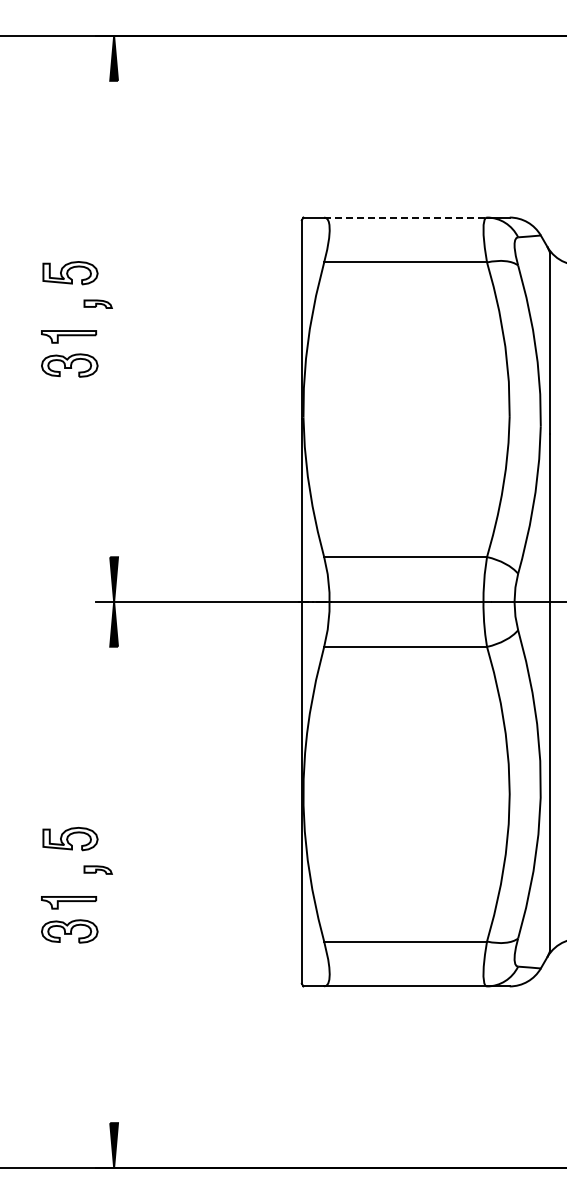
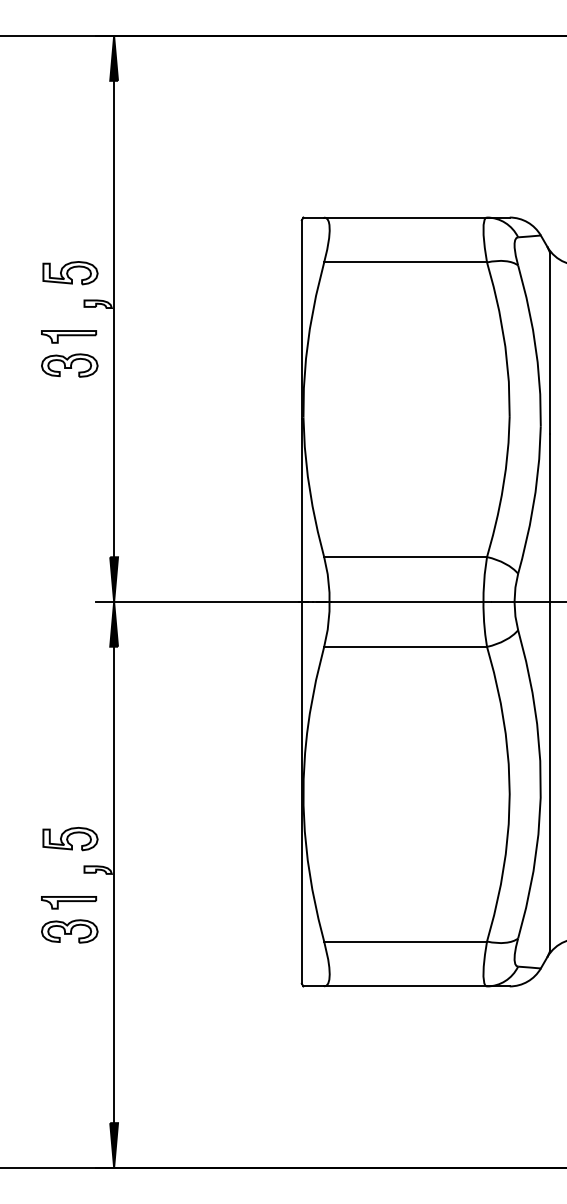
line: dashed -> solid (406, 217)
line: none -> present (114, 318)
line: none -> present (114, 884)
